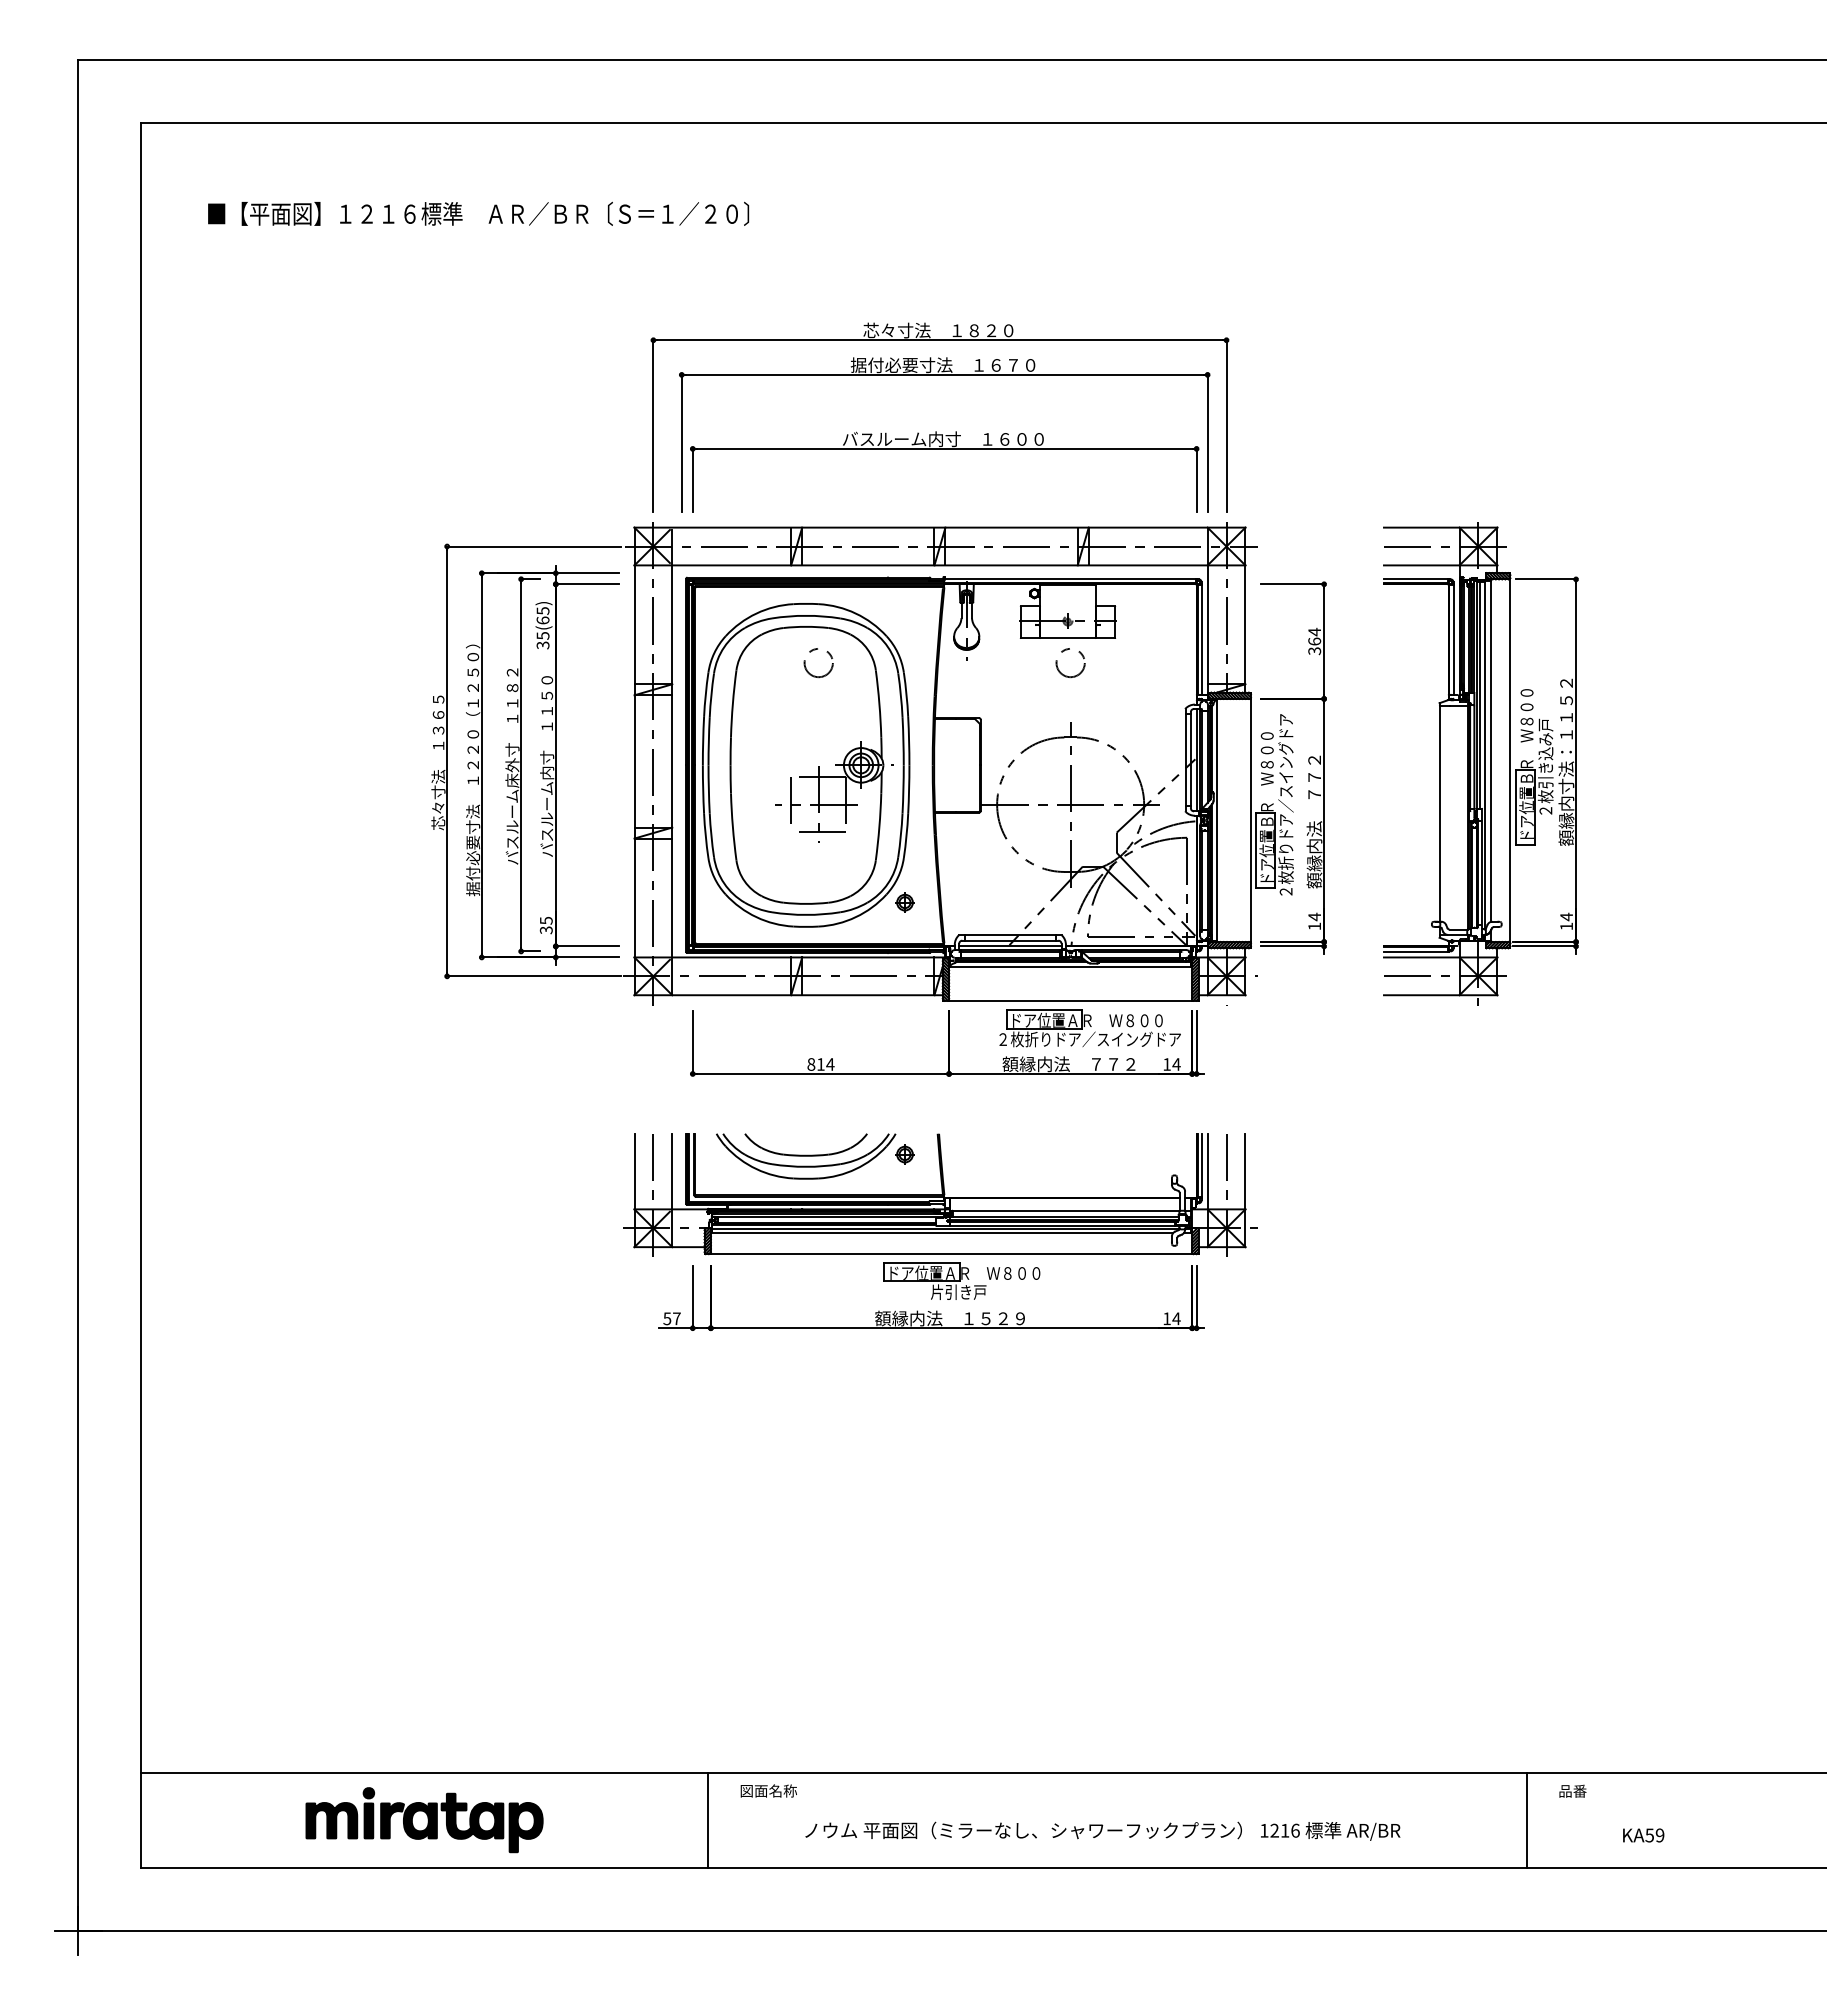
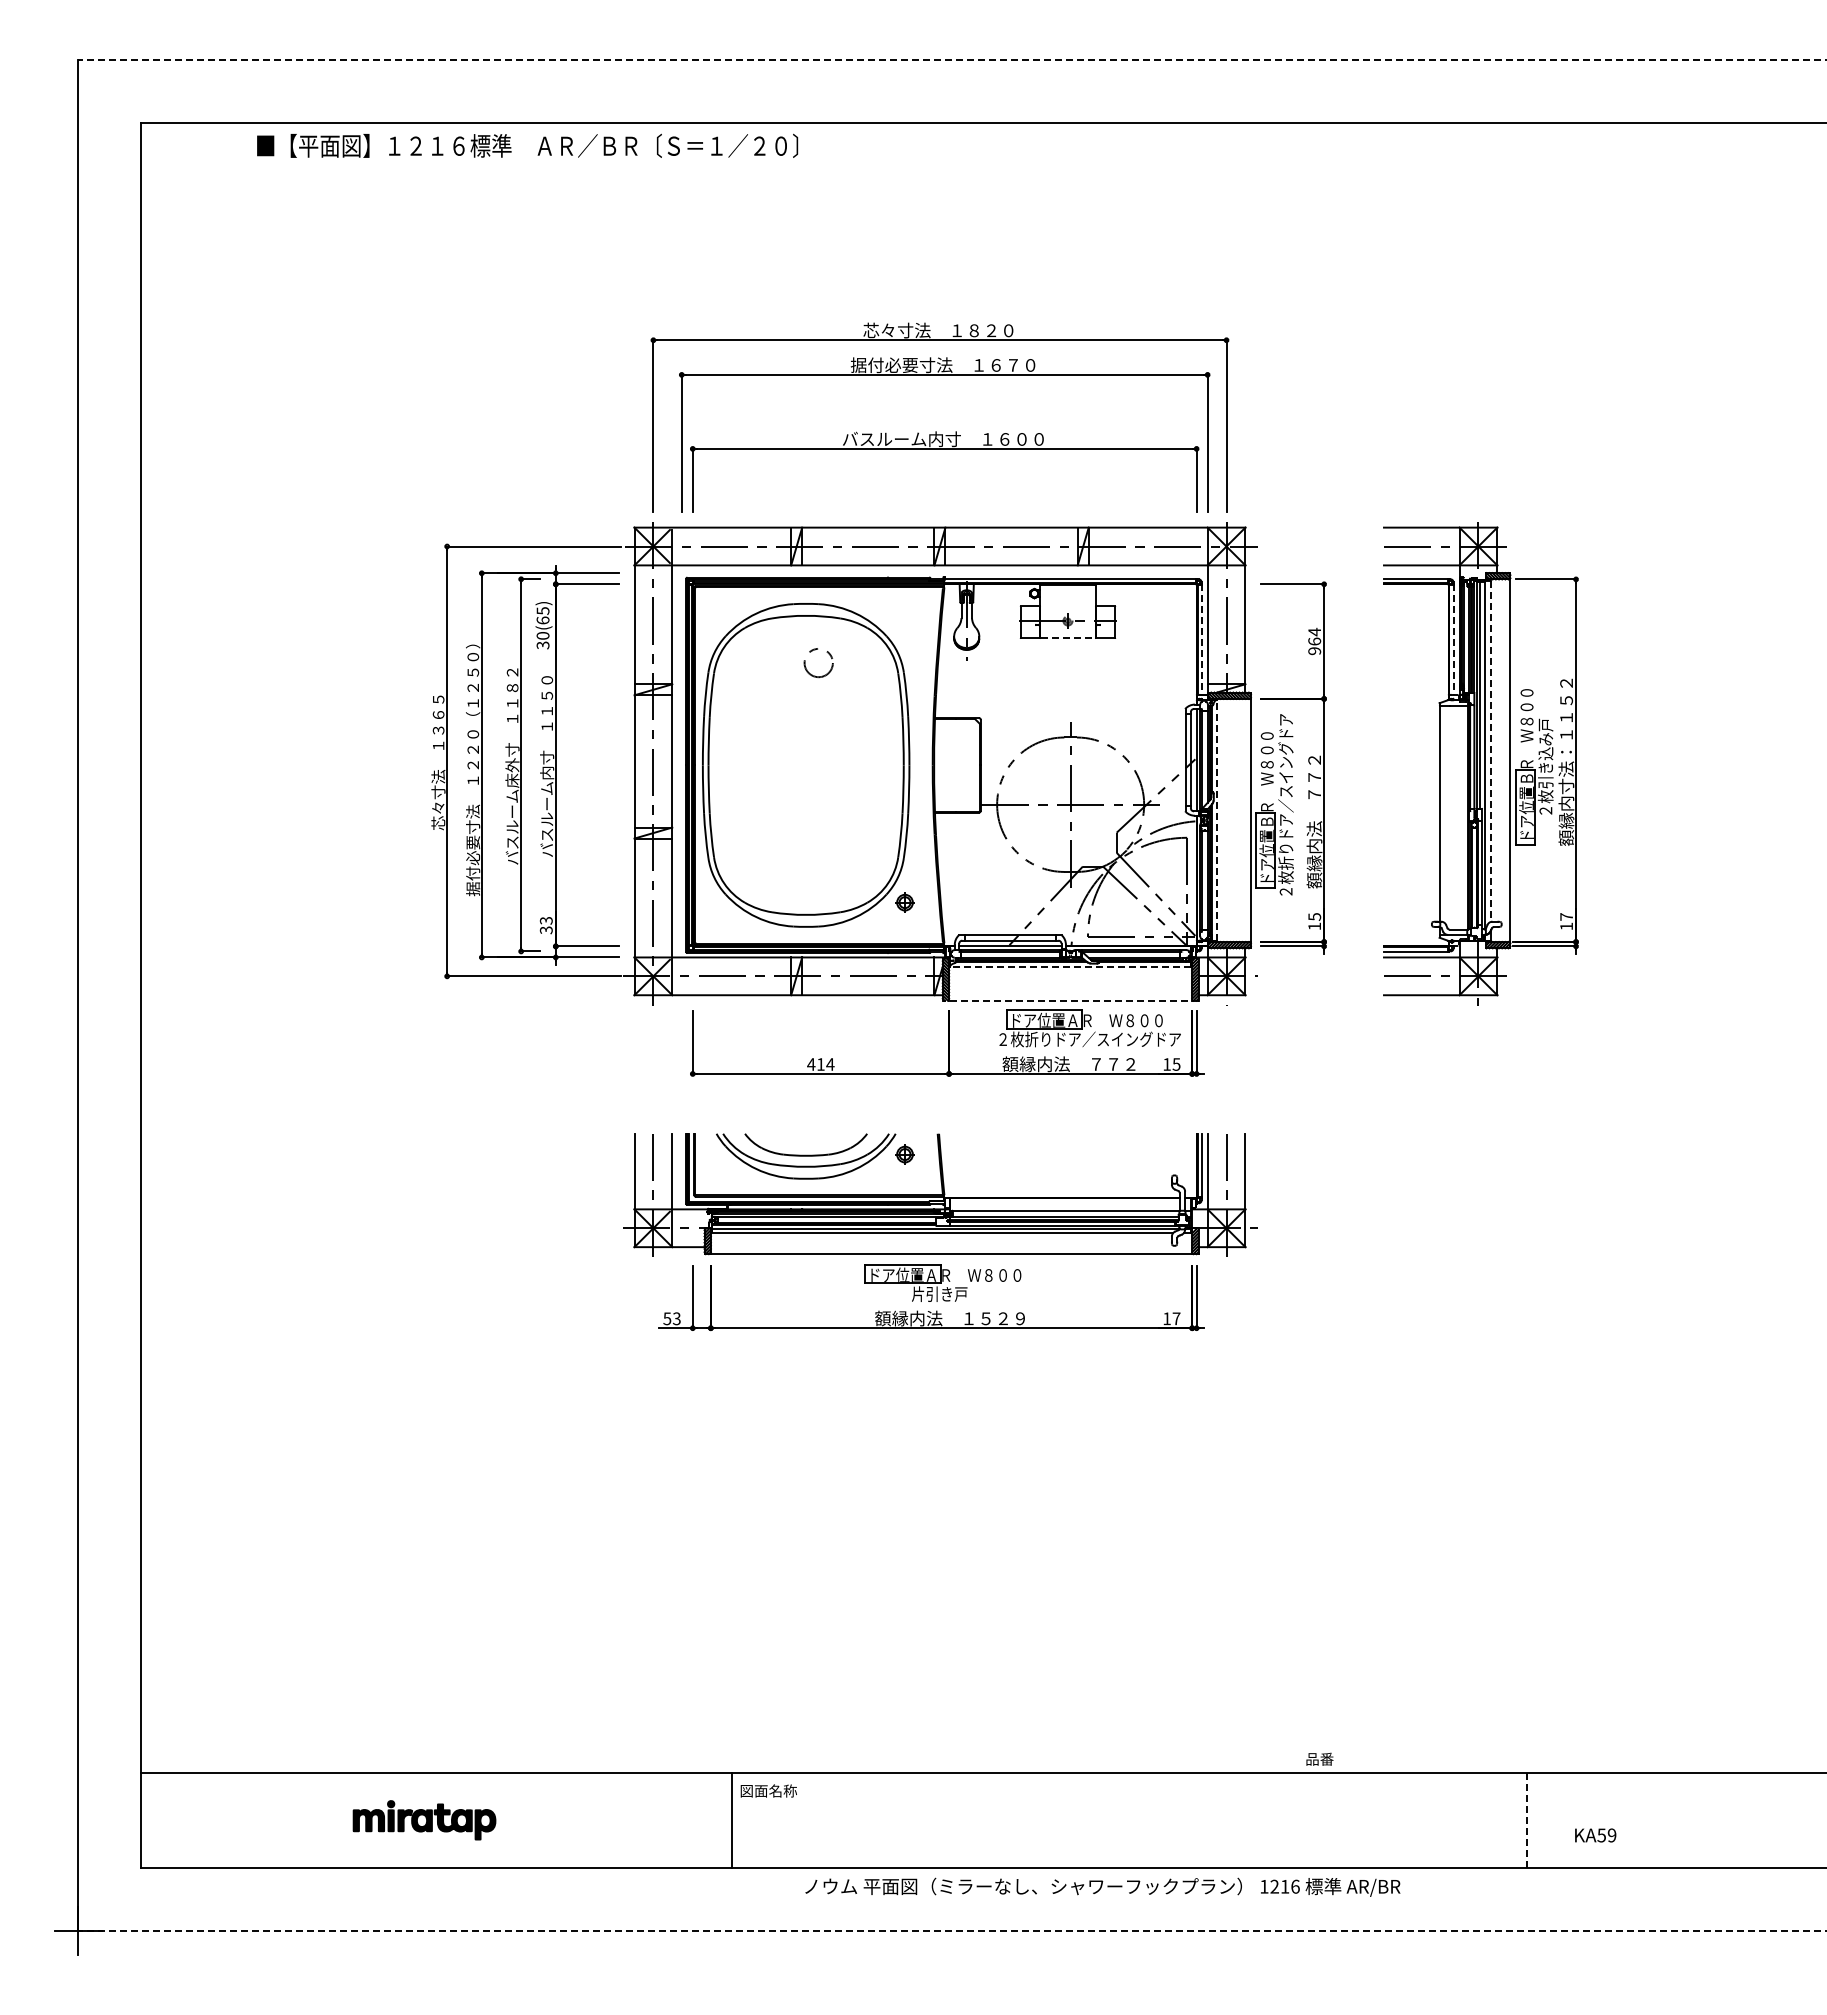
line: solid -> dashed (951, 60)
text position: (478, 213) -> (527, 145) (527, 145)
text: 35(65) -> 30(65) (542, 635)
line: solid -> dashed (1068, 638)
line: solid -> dashed (1202, 640)
line: solid -> dashed (1454, 640)
text: 364 -> 964 (1314, 651)
circle: present -> none (1070, 663)
line: solid -> dashed (1491, 751)
part: present -> none (811, 765)
line: solid -> dashed (1217, 819)
text: 14 -> 15 (1314, 916)
text: 14 -> 17 (1566, 916)
text: 35 -> 33 (545, 920)
line: solid -> dashed (1070, 966)
line: solid -> dashed (1070, 1000)
text: 814 -> 414 (811, 1064)
text: 14 -> 15 (1176, 1064)
part position: (961, 1280) -> (942, 1282) (942, 1282)
text: 57 -> 53 (676, 1318)
text: 14 -> 17 (1176, 1318)
text position: (1572, 1790) -> (1319, 1758) (1319, 1758)
part size: 239x67 px -> 145x41 px (424, 1820)
line position: (708, 1820) -> (732, 1820) (732, 1820)
line: solid -> dashed (1526, 1821)
text position: (1102, 1830) -> (1102, 1886) (1102, 1886)
text position: (1643, 1835) -> (1595, 1835) (1595, 1835)
line: solid -> dashed (951, 1930)
